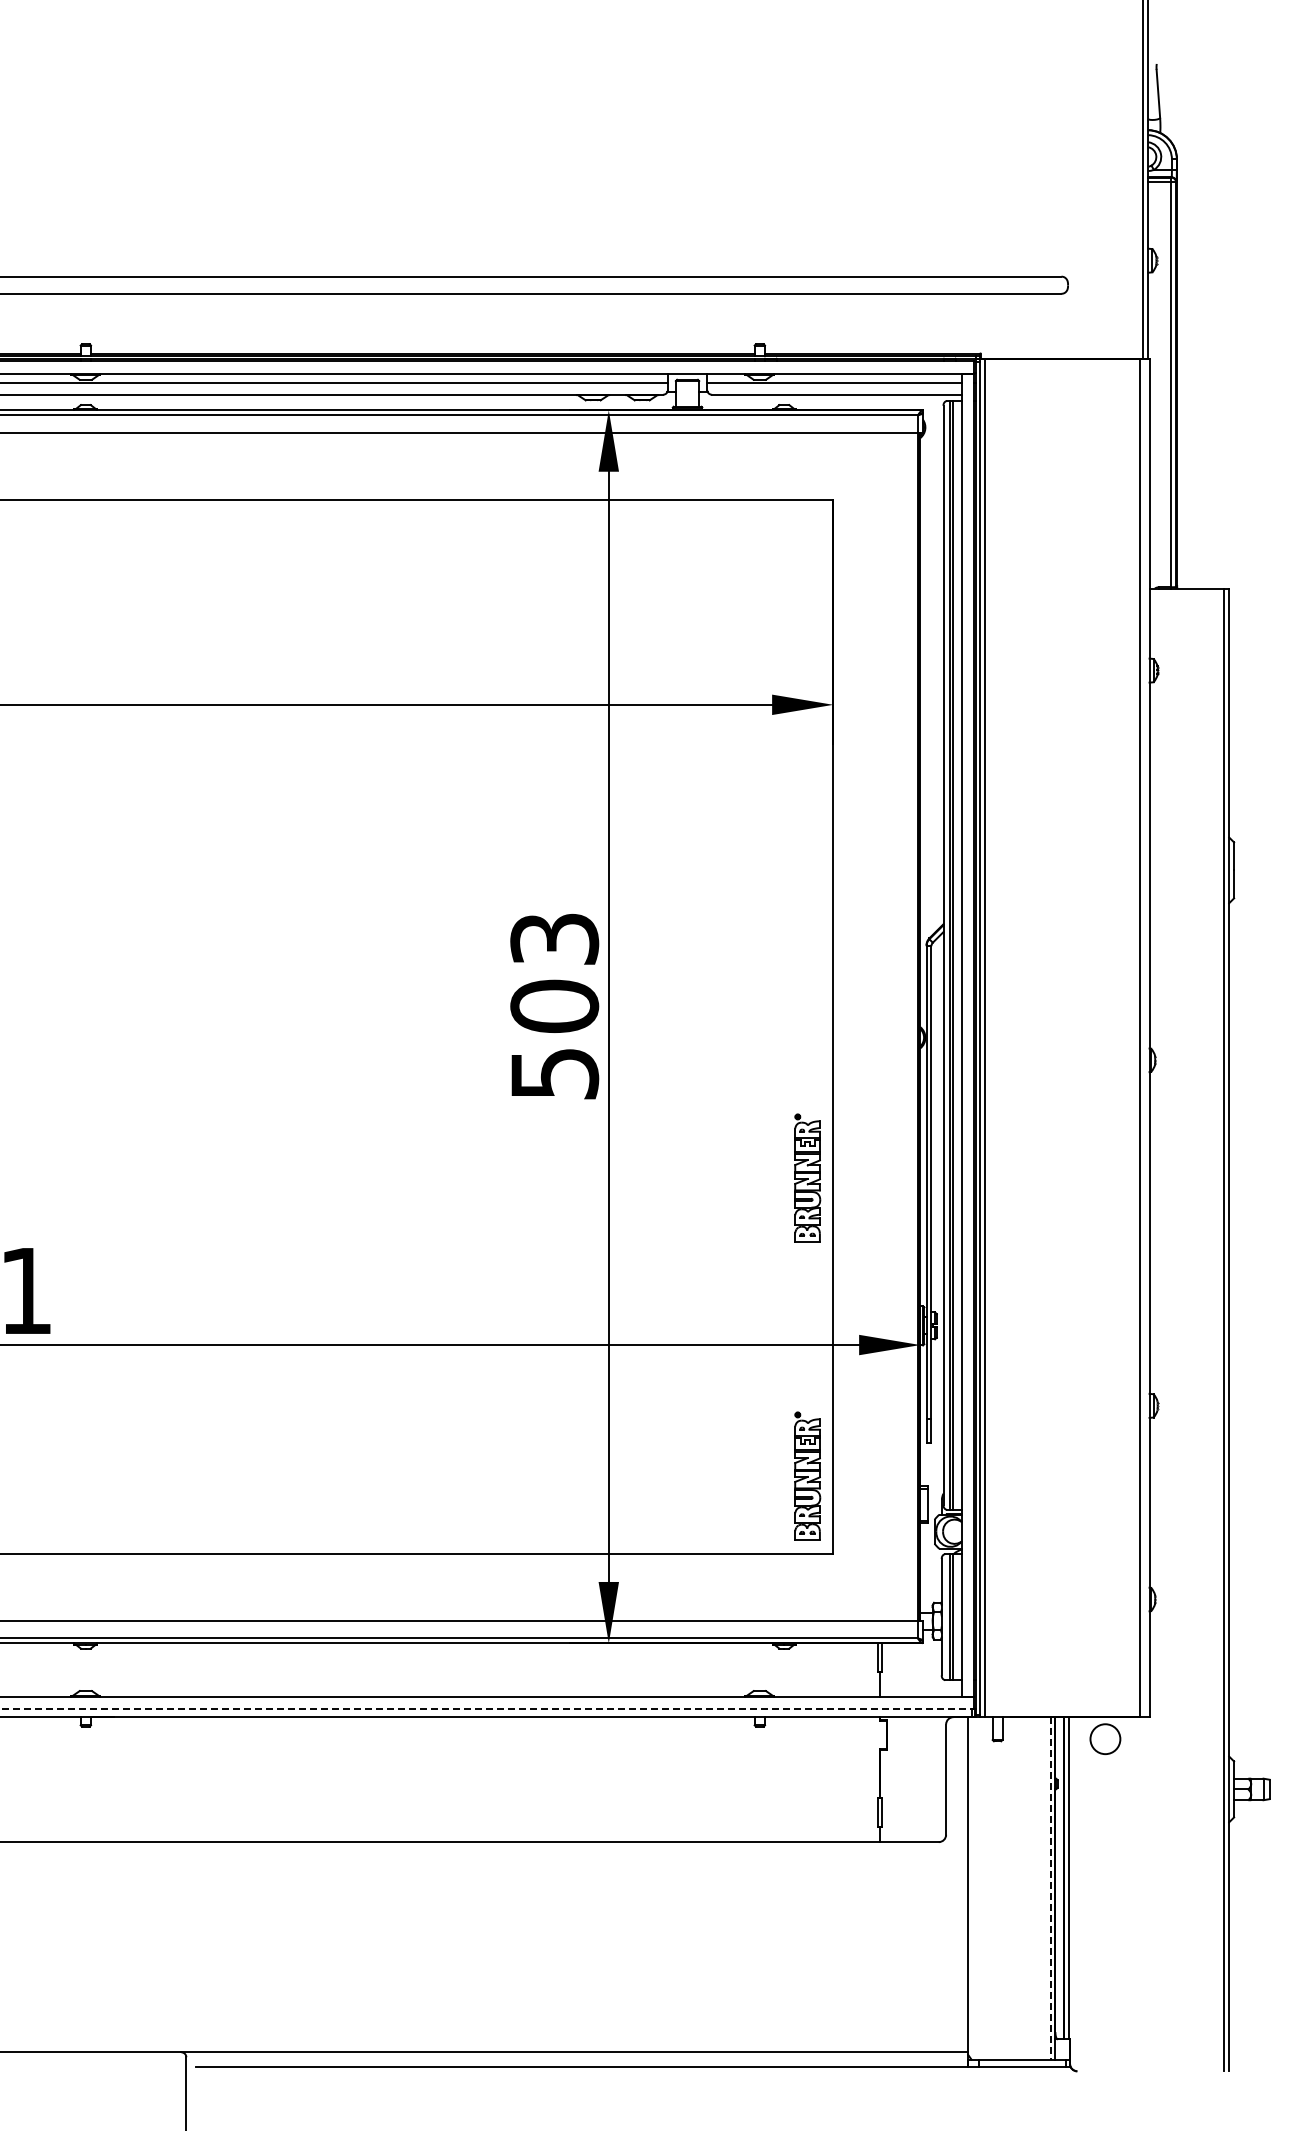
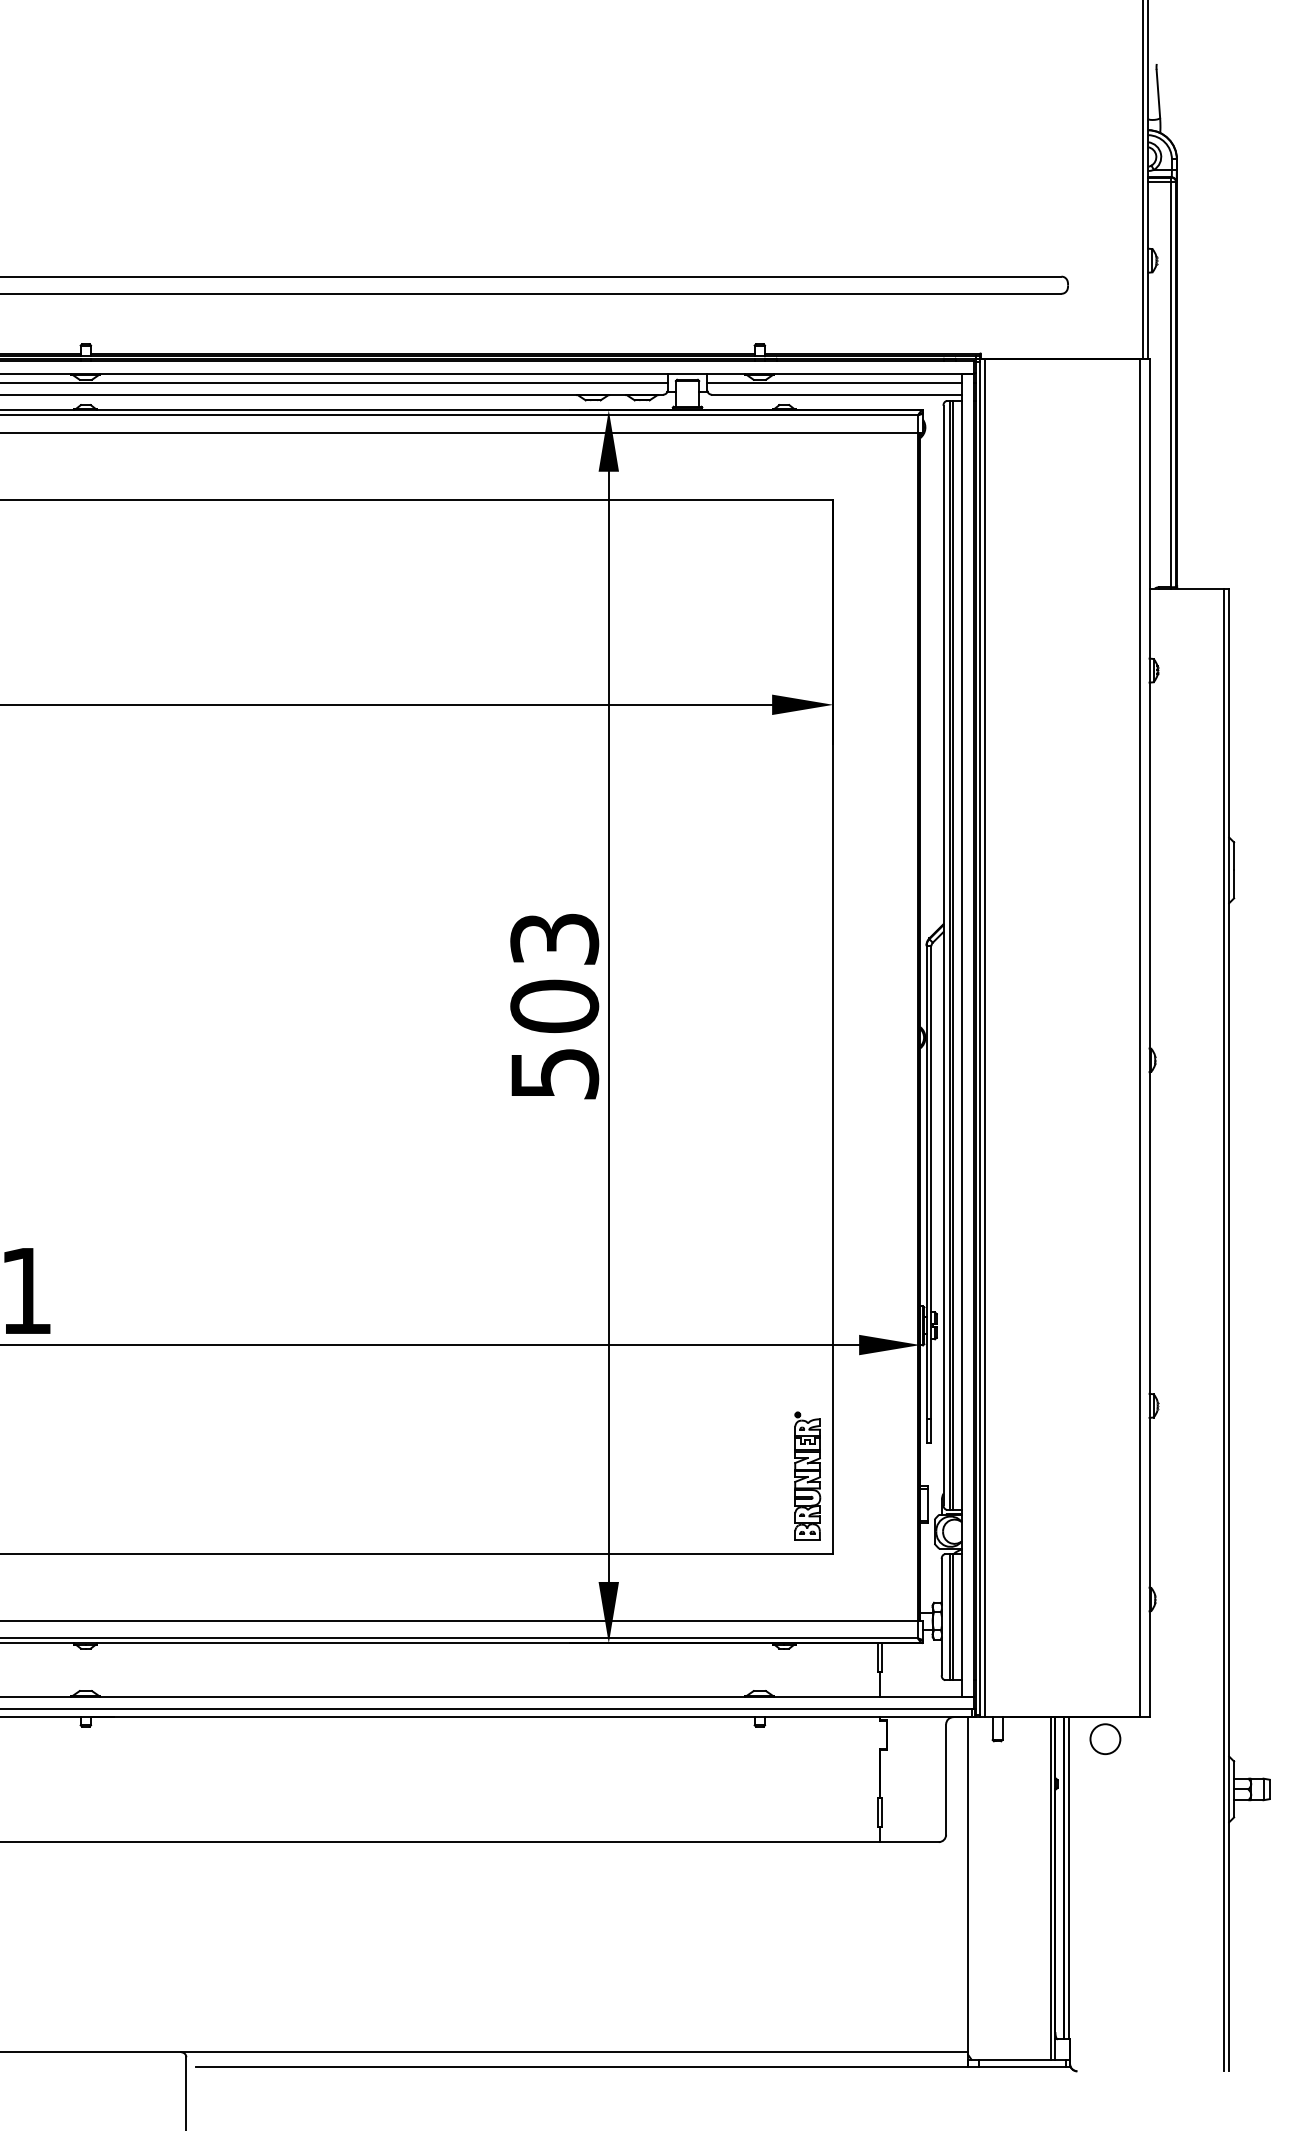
part: present -> none (807, 1177)
line: dashed -> solid (487, 1709)
line: dashed -> solid (1050, 1888)
